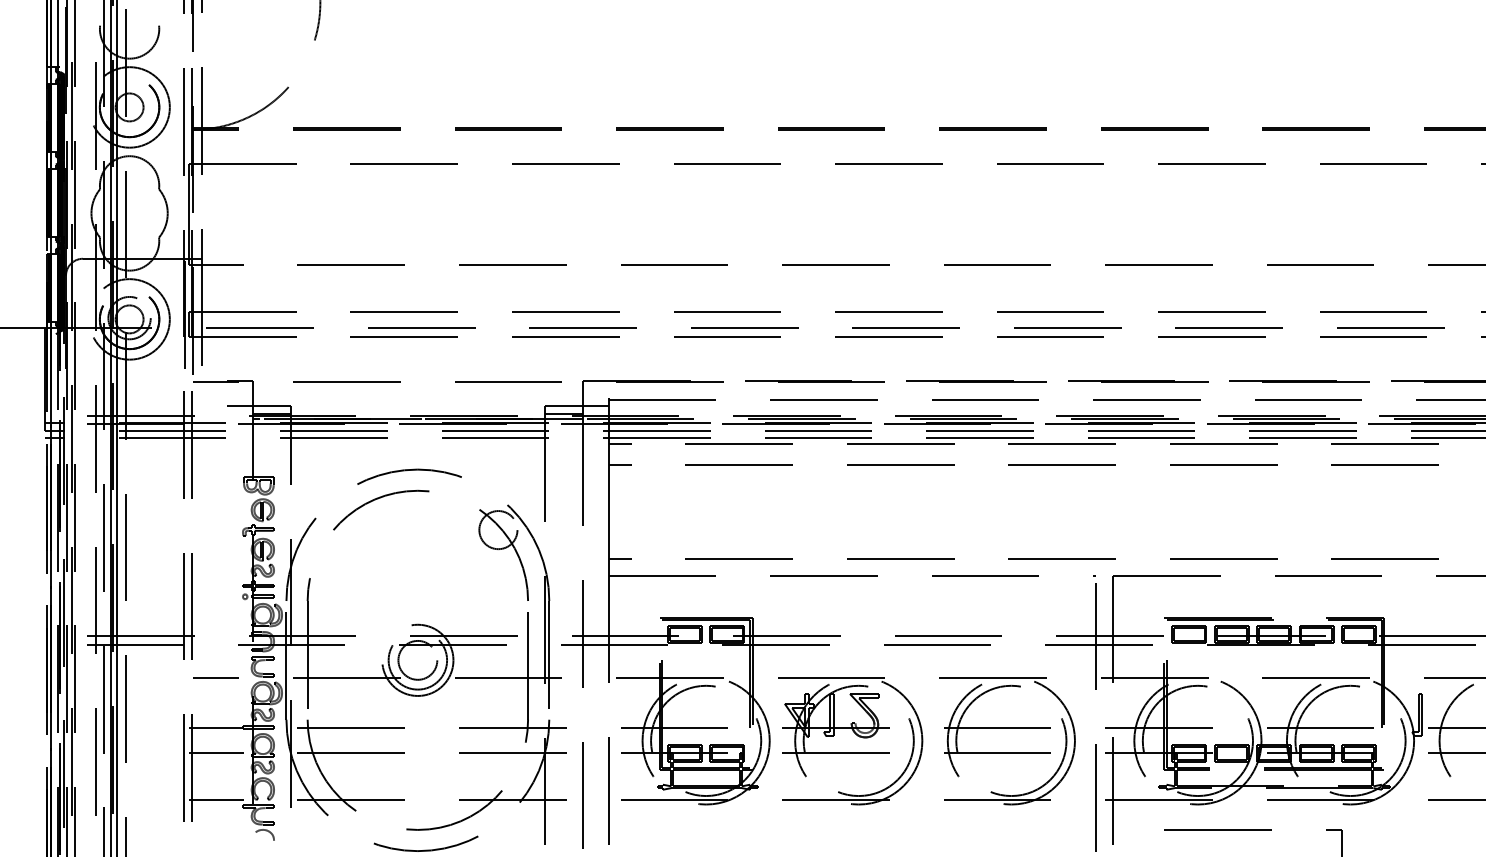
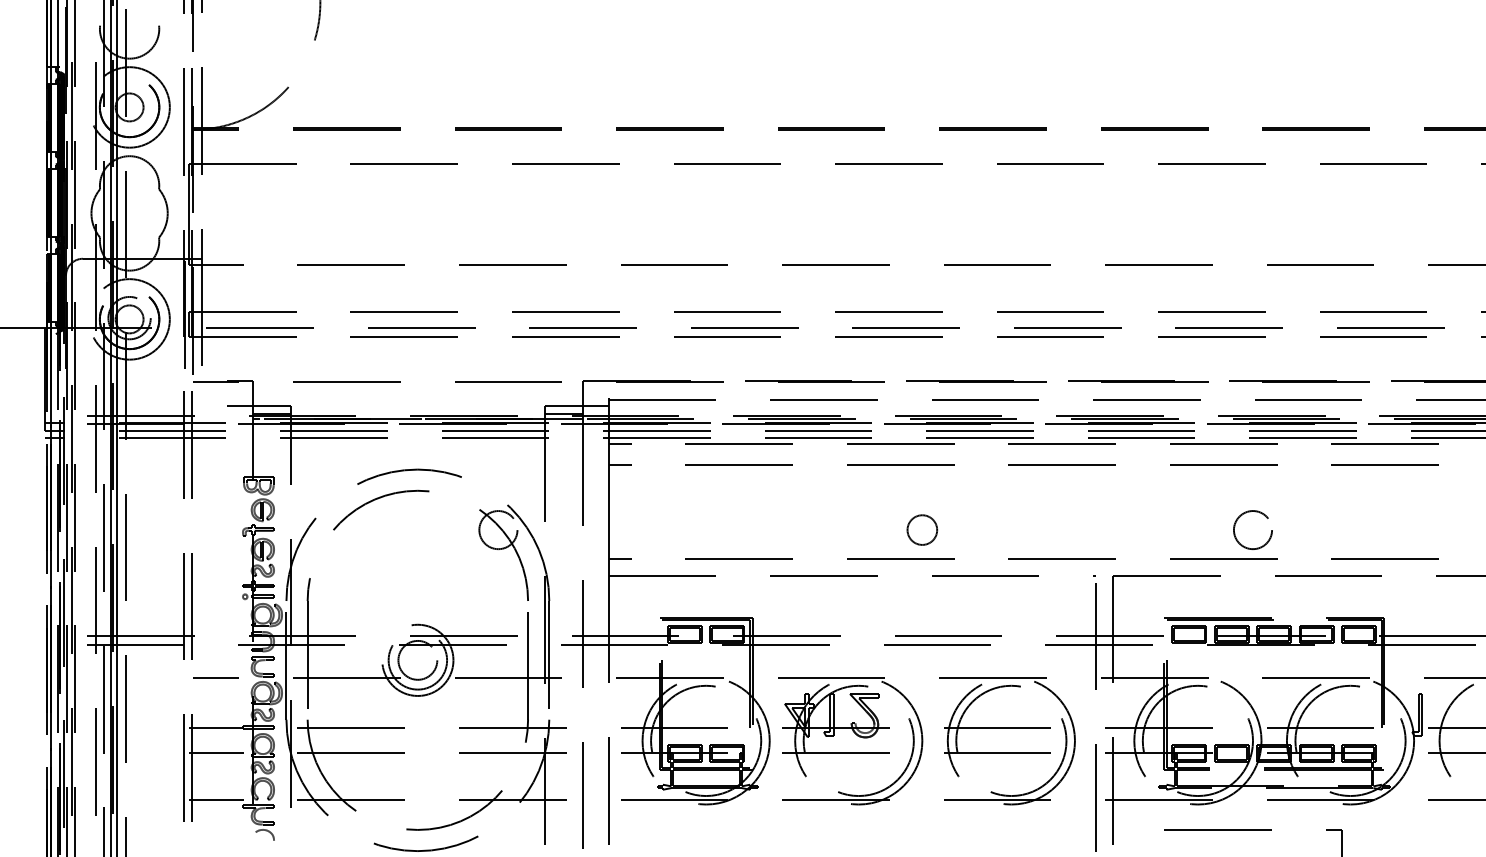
circle: none -> present (922, 529)
circle: none -> present (1252, 529)
